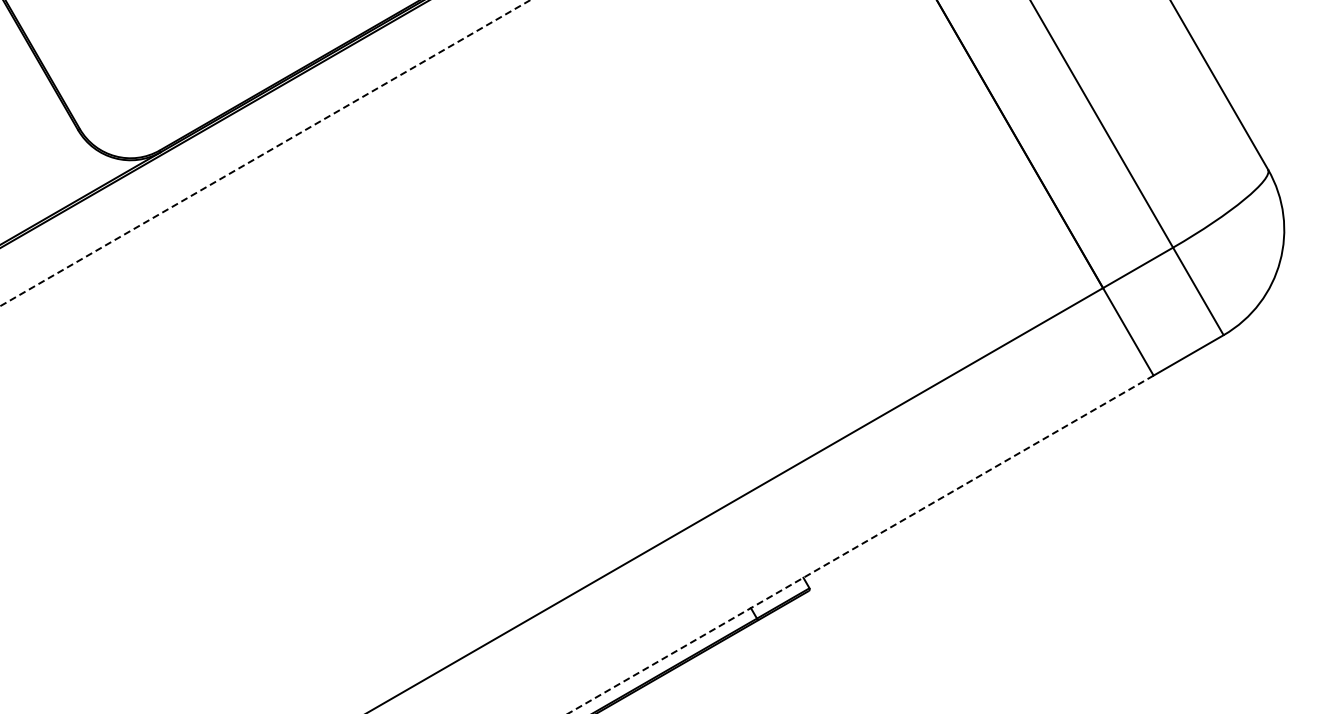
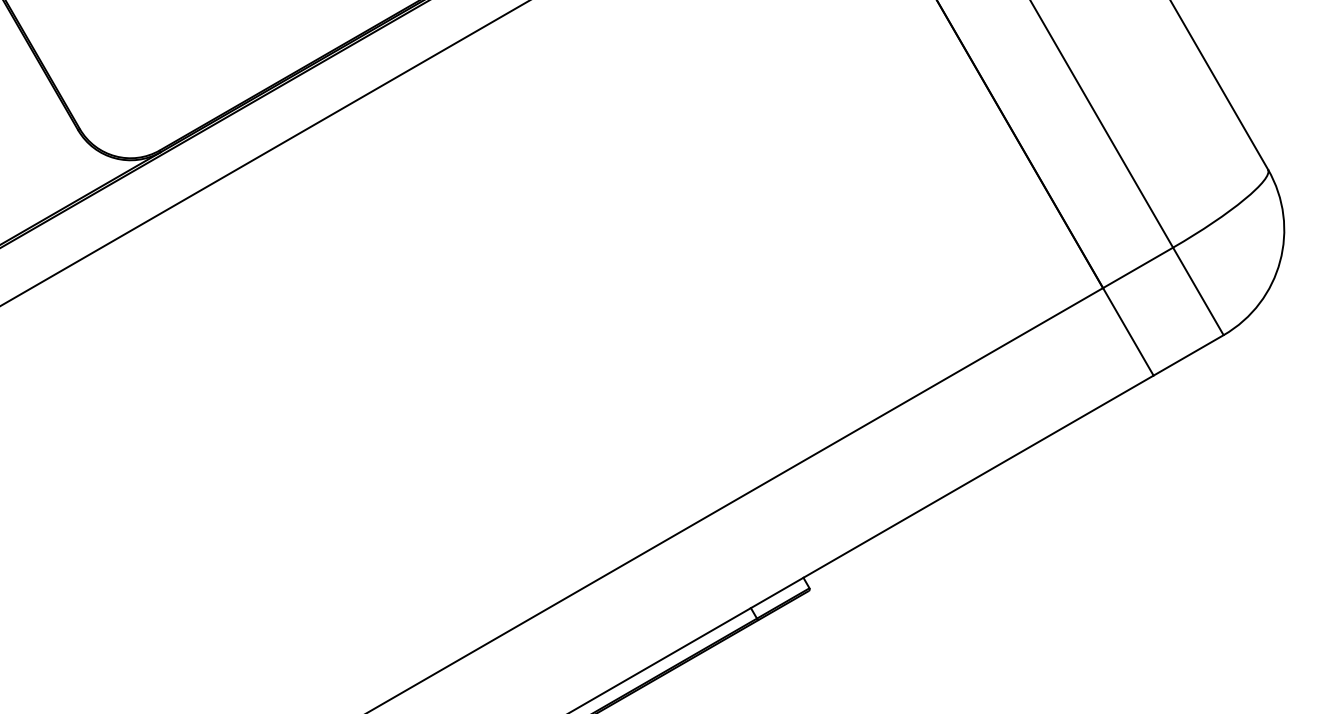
line: dashed -> solid (265, 153)
line: dashed -> solid (860, 545)
